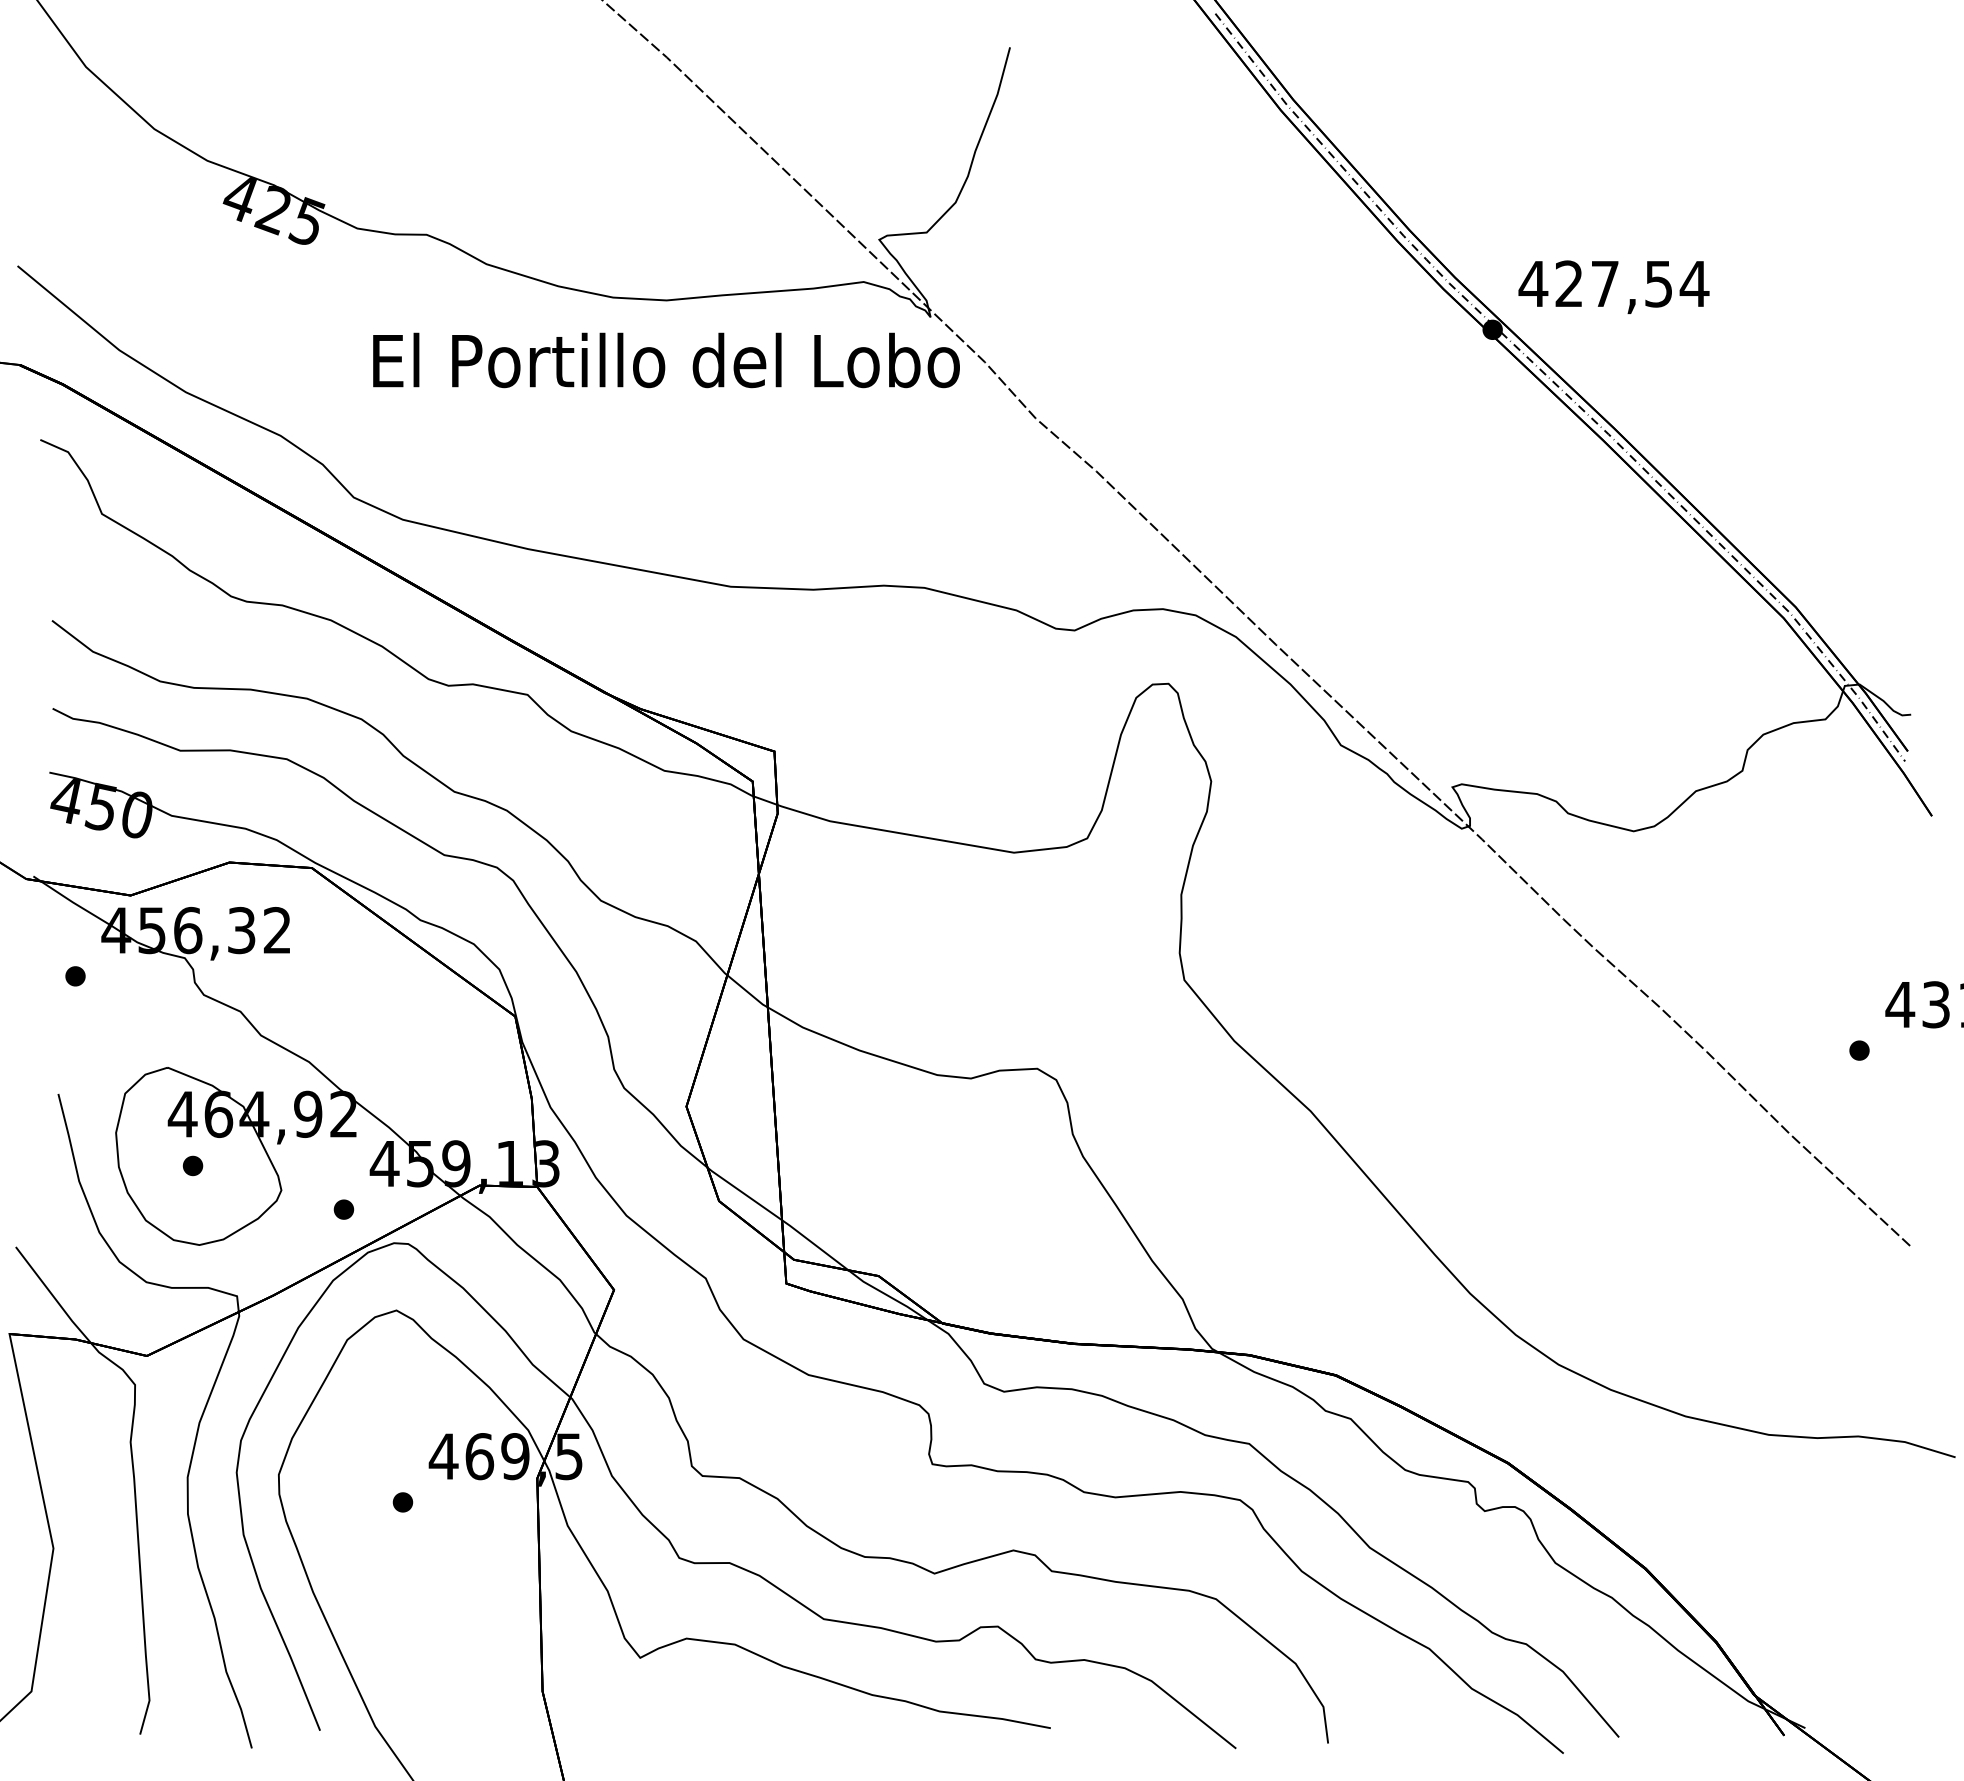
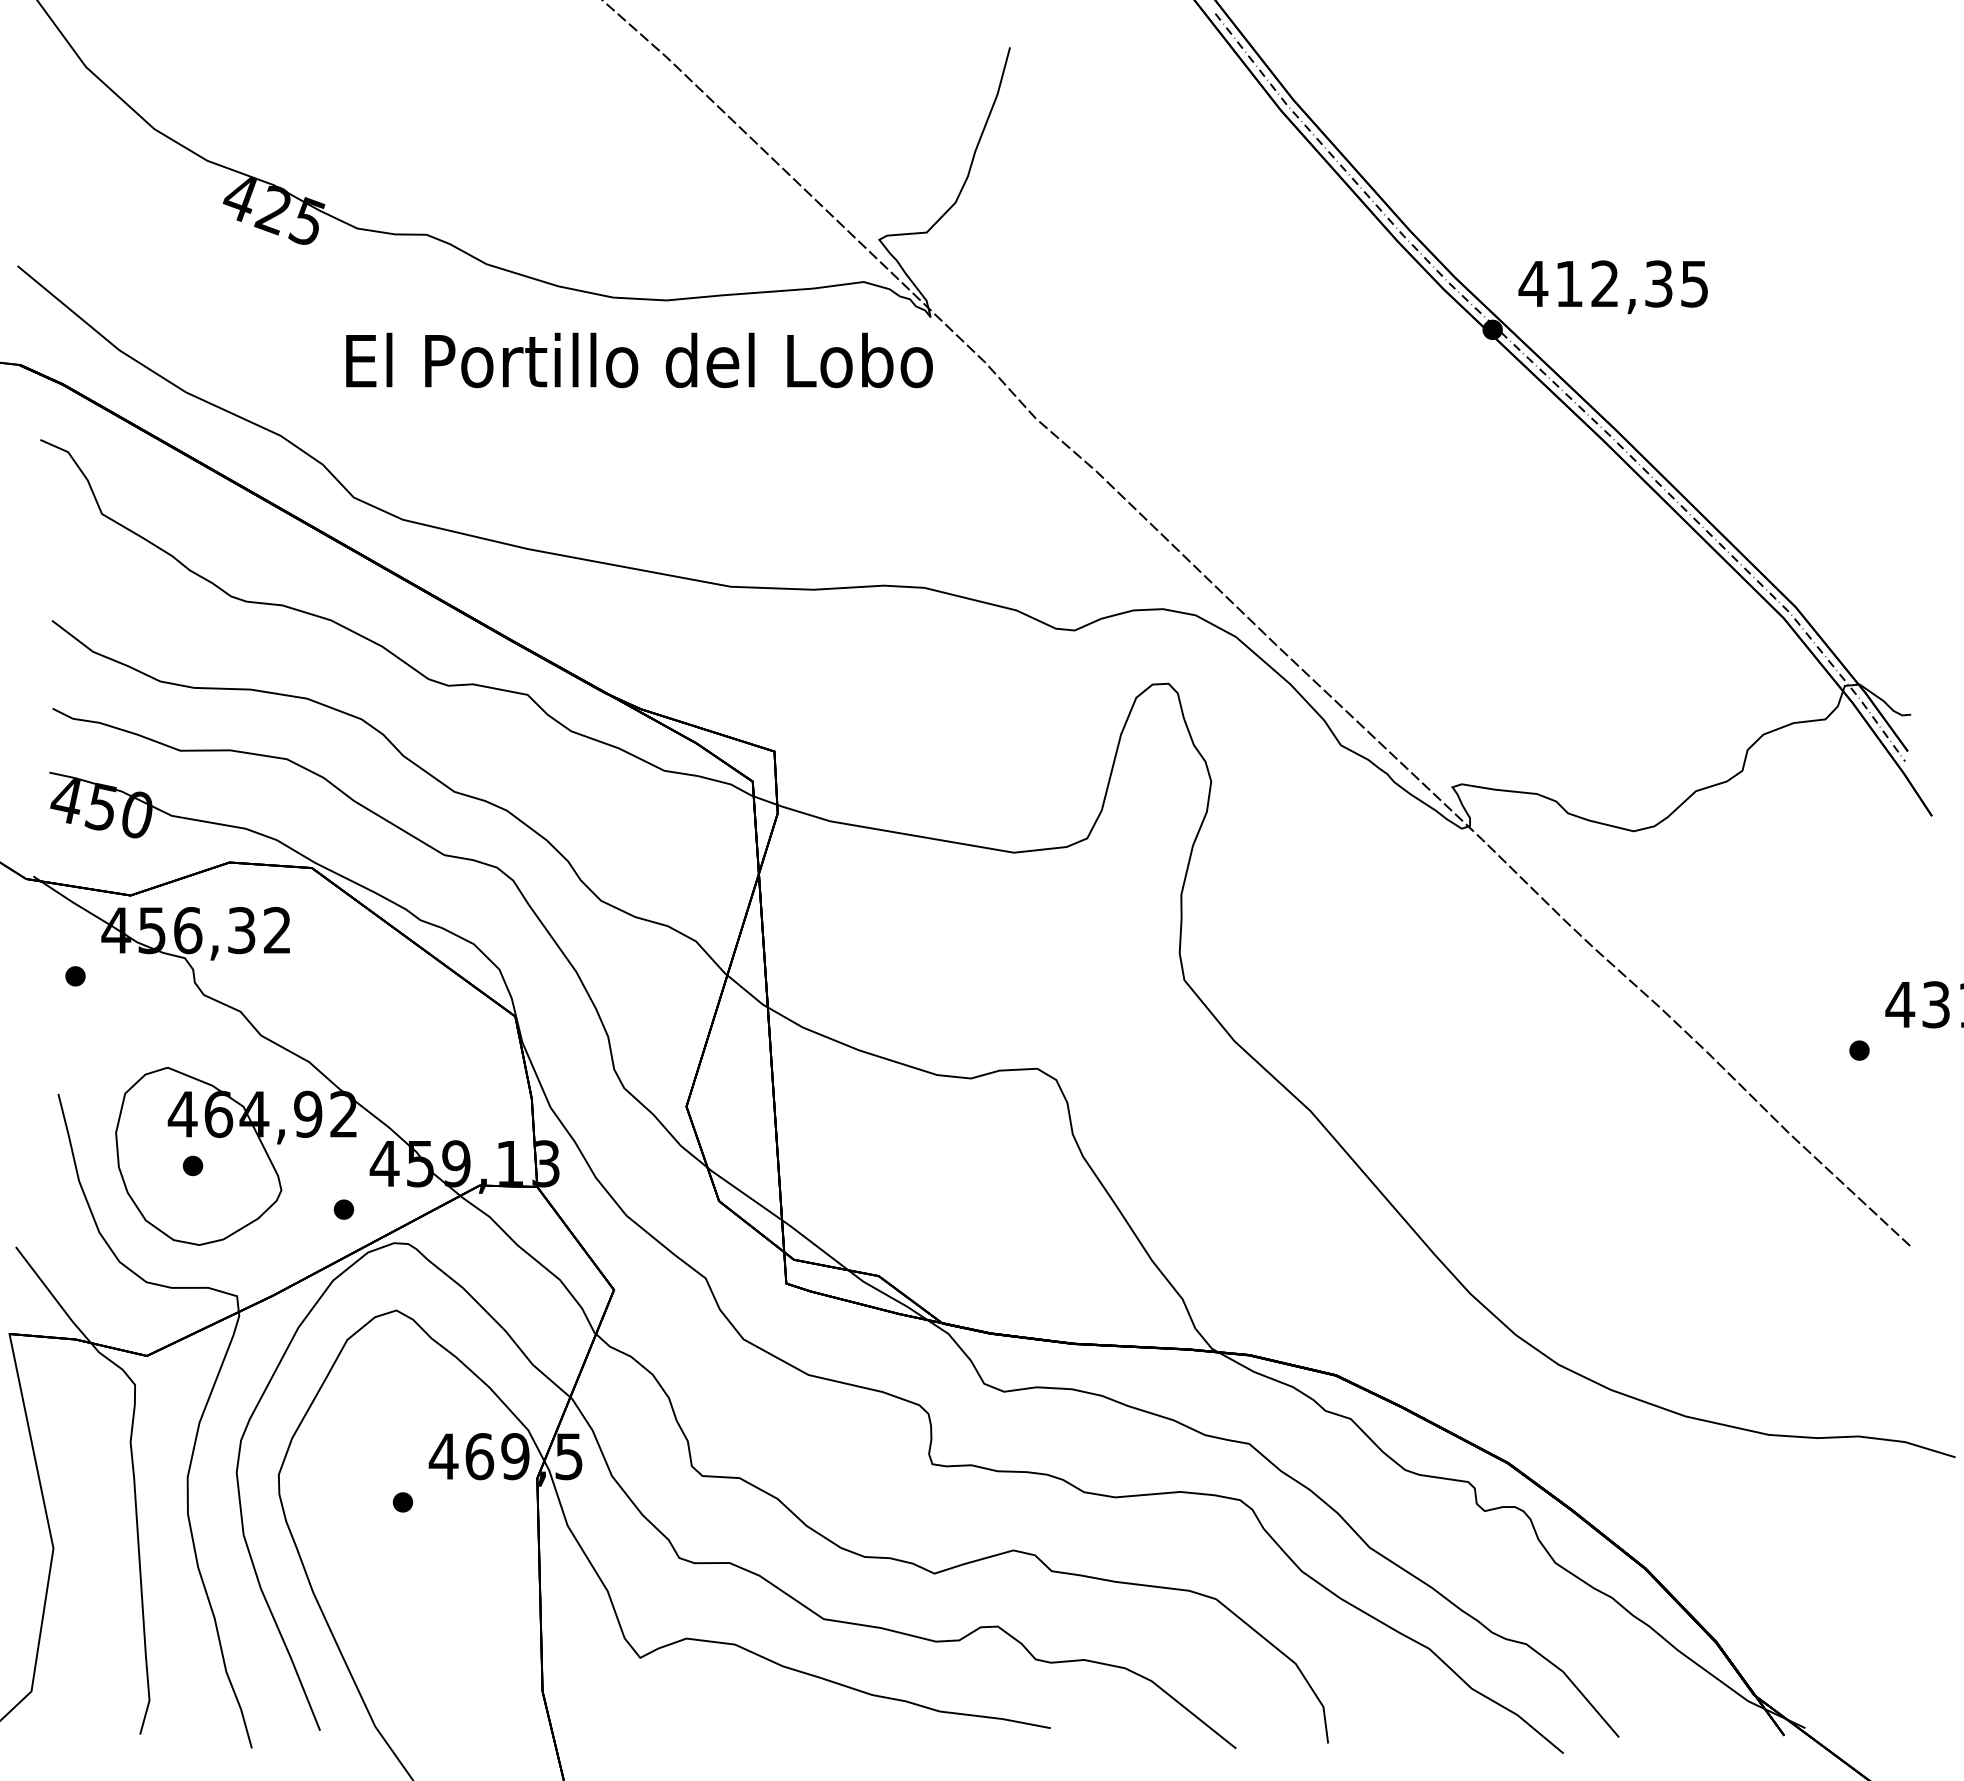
text: 427,54 -> 412,35 (1632, 283)
text position: (666, 360) -> (639, 360) (639, 360)
